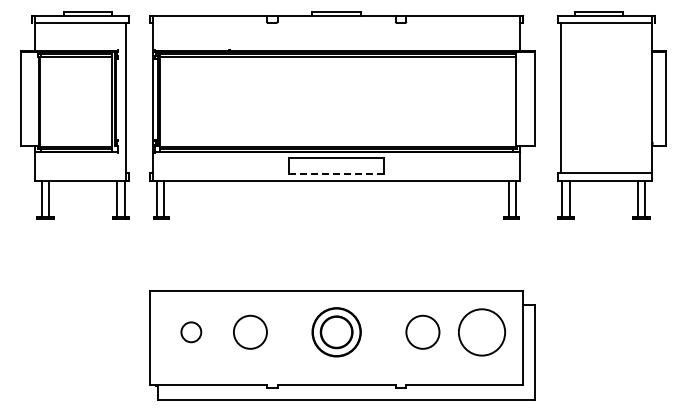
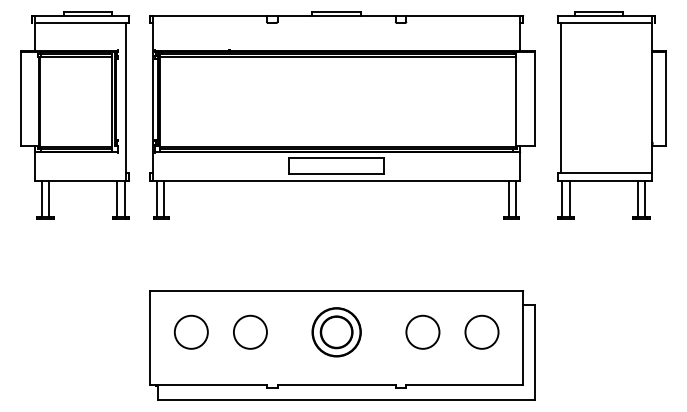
line: dashed -> solid (336, 173)
circle diameter: 20 px -> 33 px (190, 331)
circle size: 49x49 px -> 36x36 px (481, 331)
